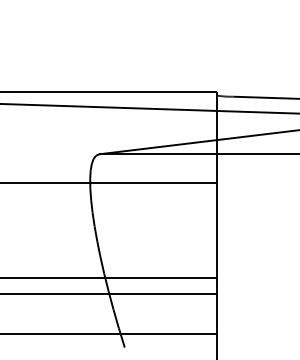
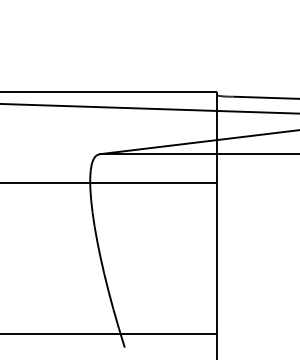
line: present -> none (109, 278)
line: present -> none (109, 293)
